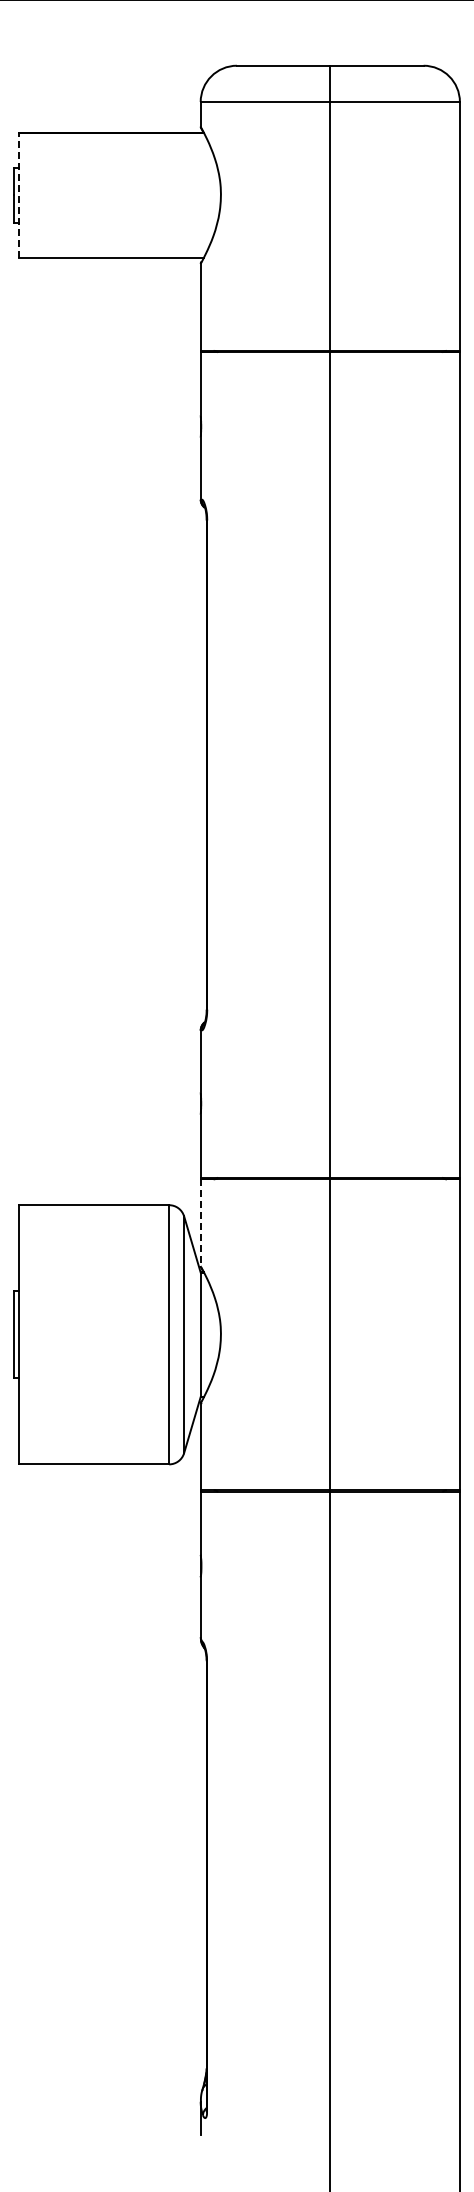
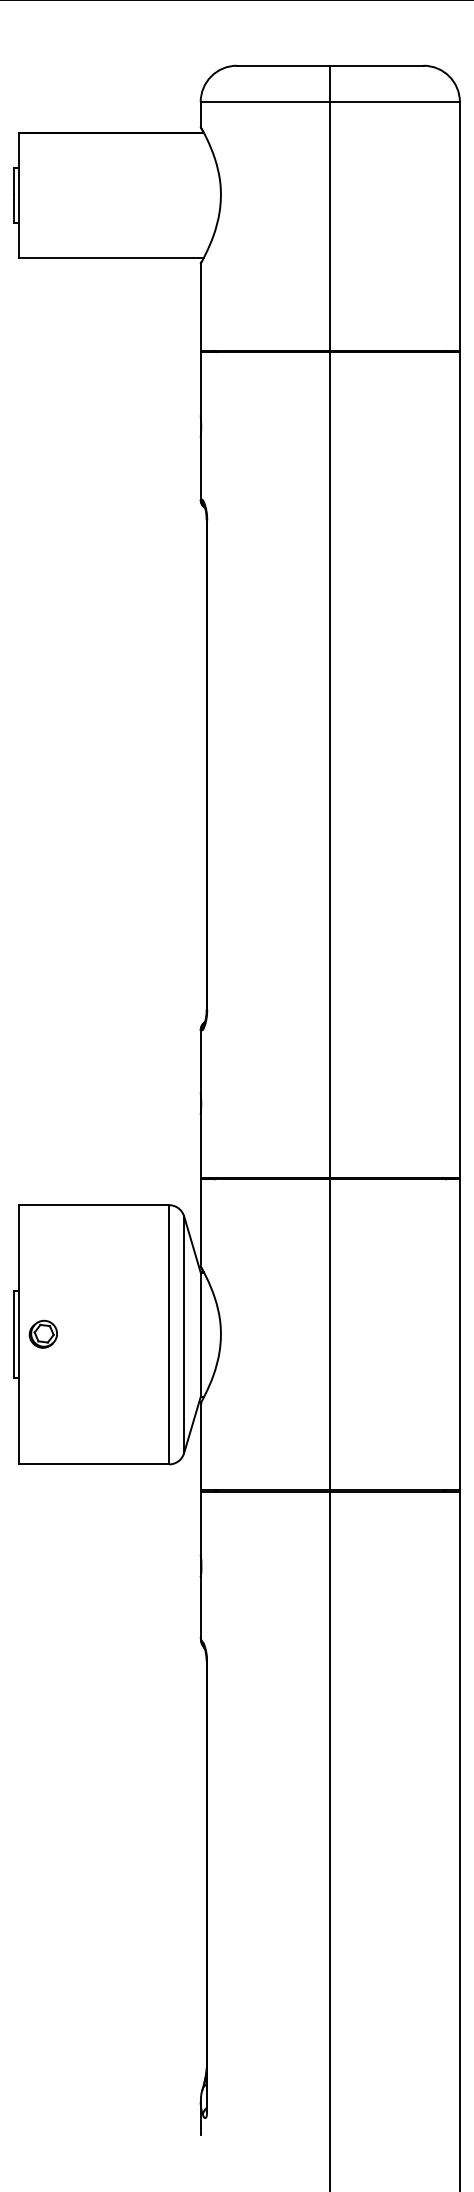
line: dashed -> solid (19, 194)
line: dashed -> solid (200, 1222)
part: none -> present (42, 1333)
